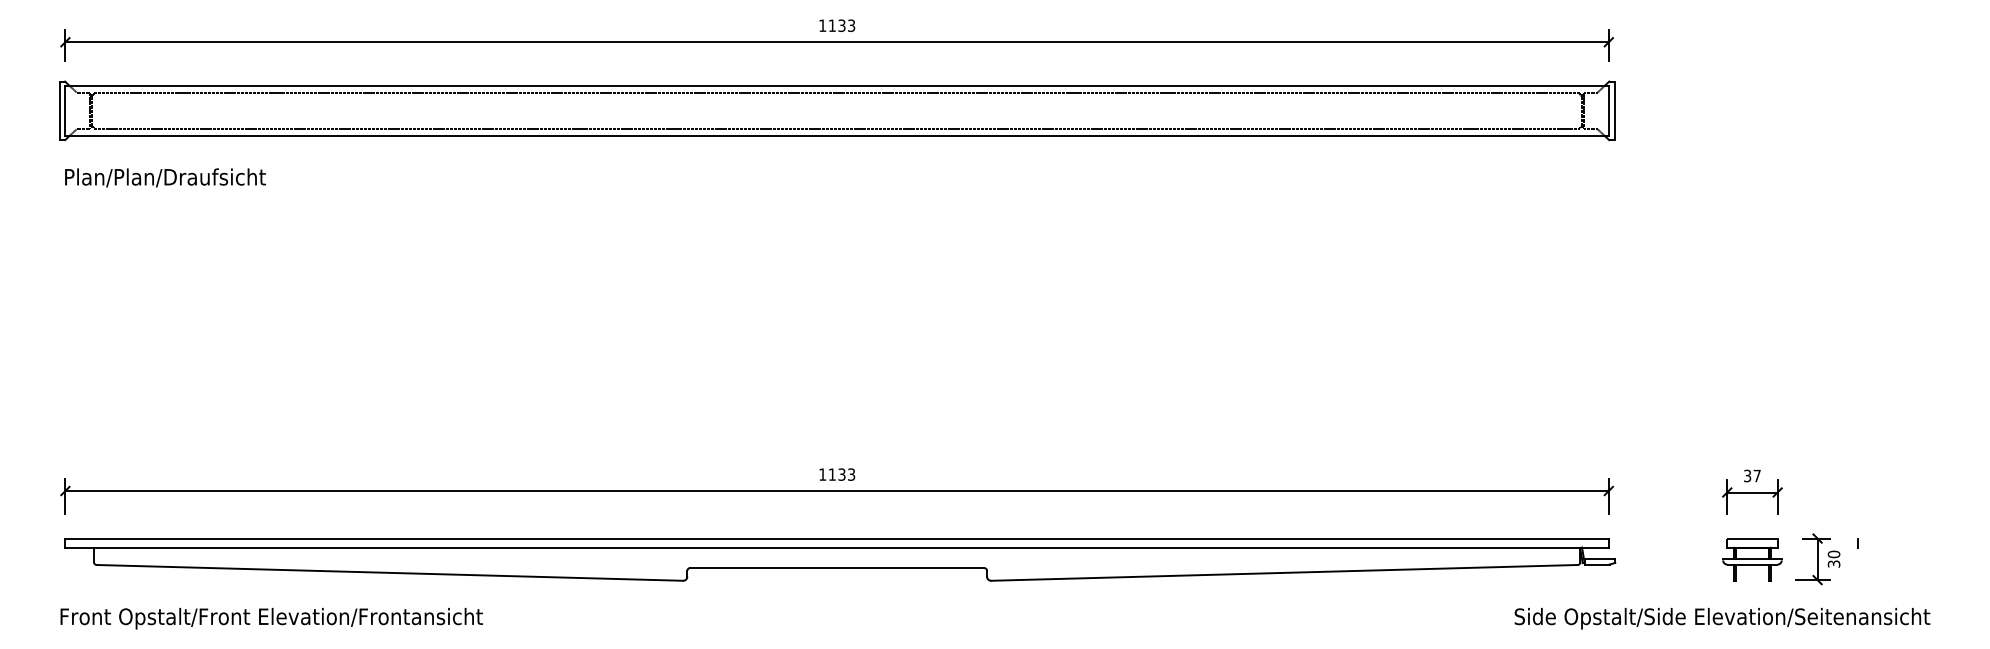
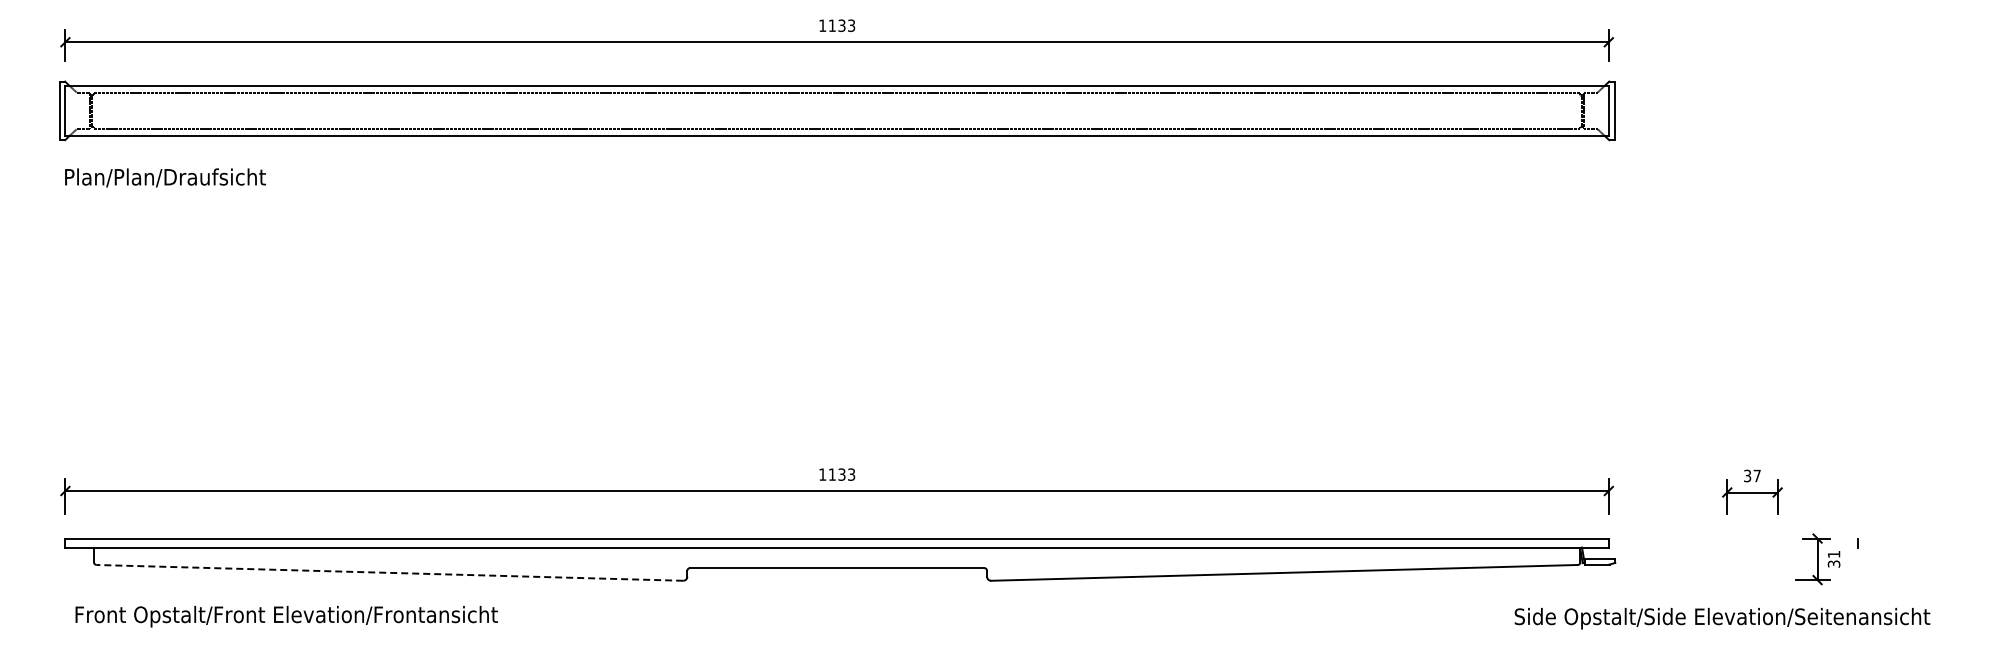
text: 30 -> 31 (1833, 554)
part: present -> none (1752, 559)
line: solid -> dashed (389, 572)
text position: (271, 618) -> (286, 616) (286, 616)
